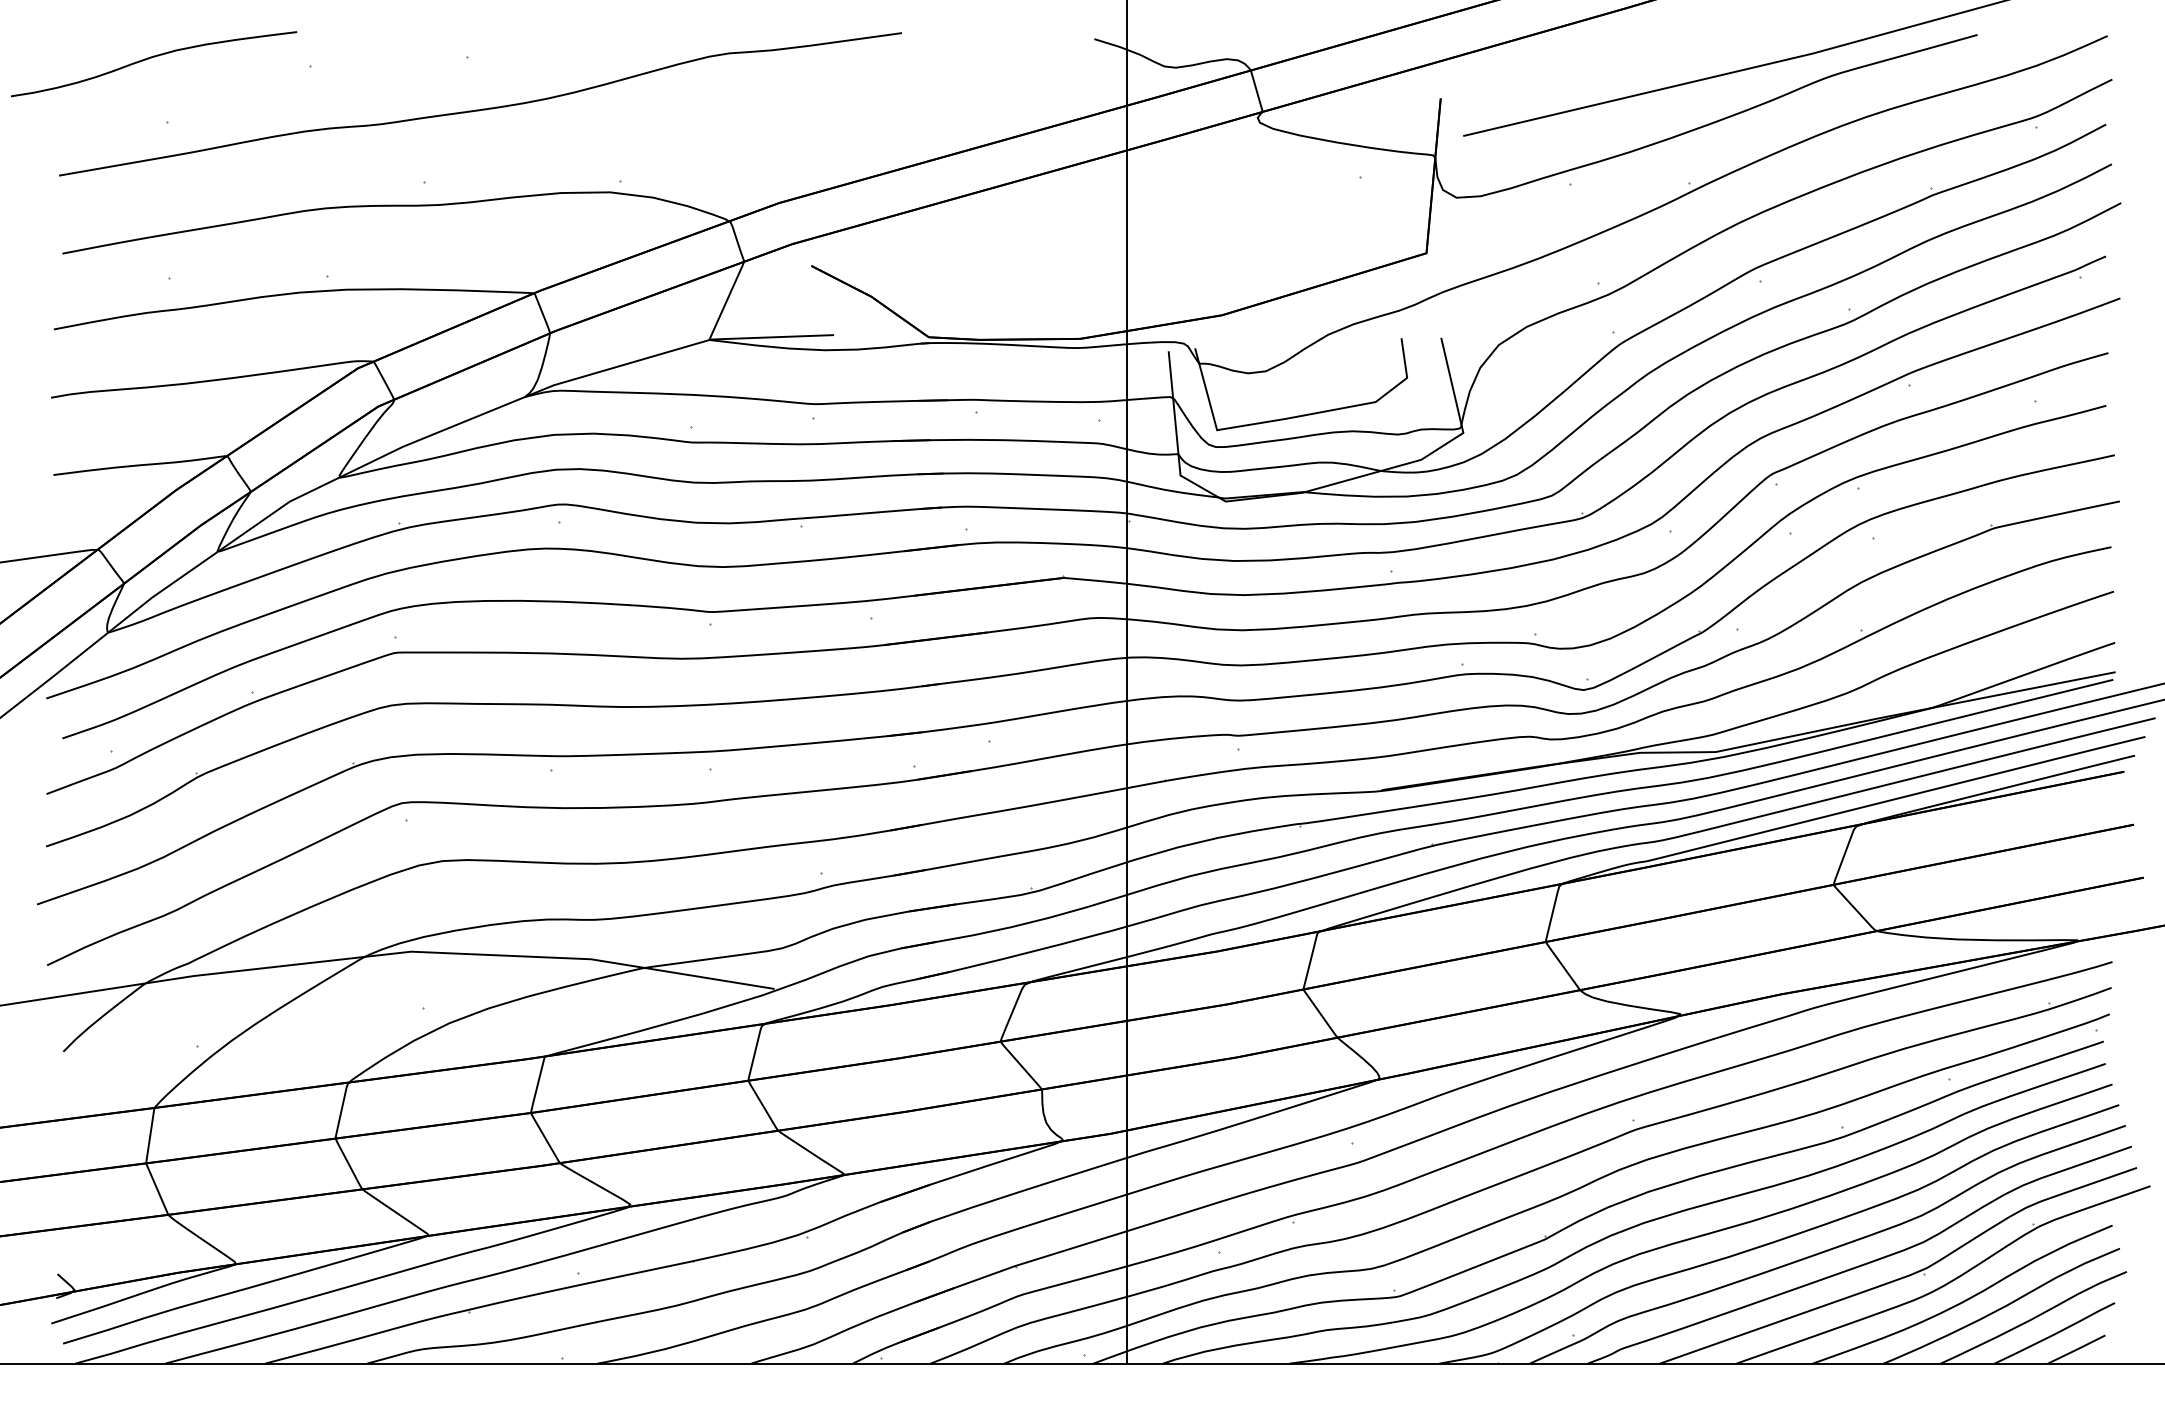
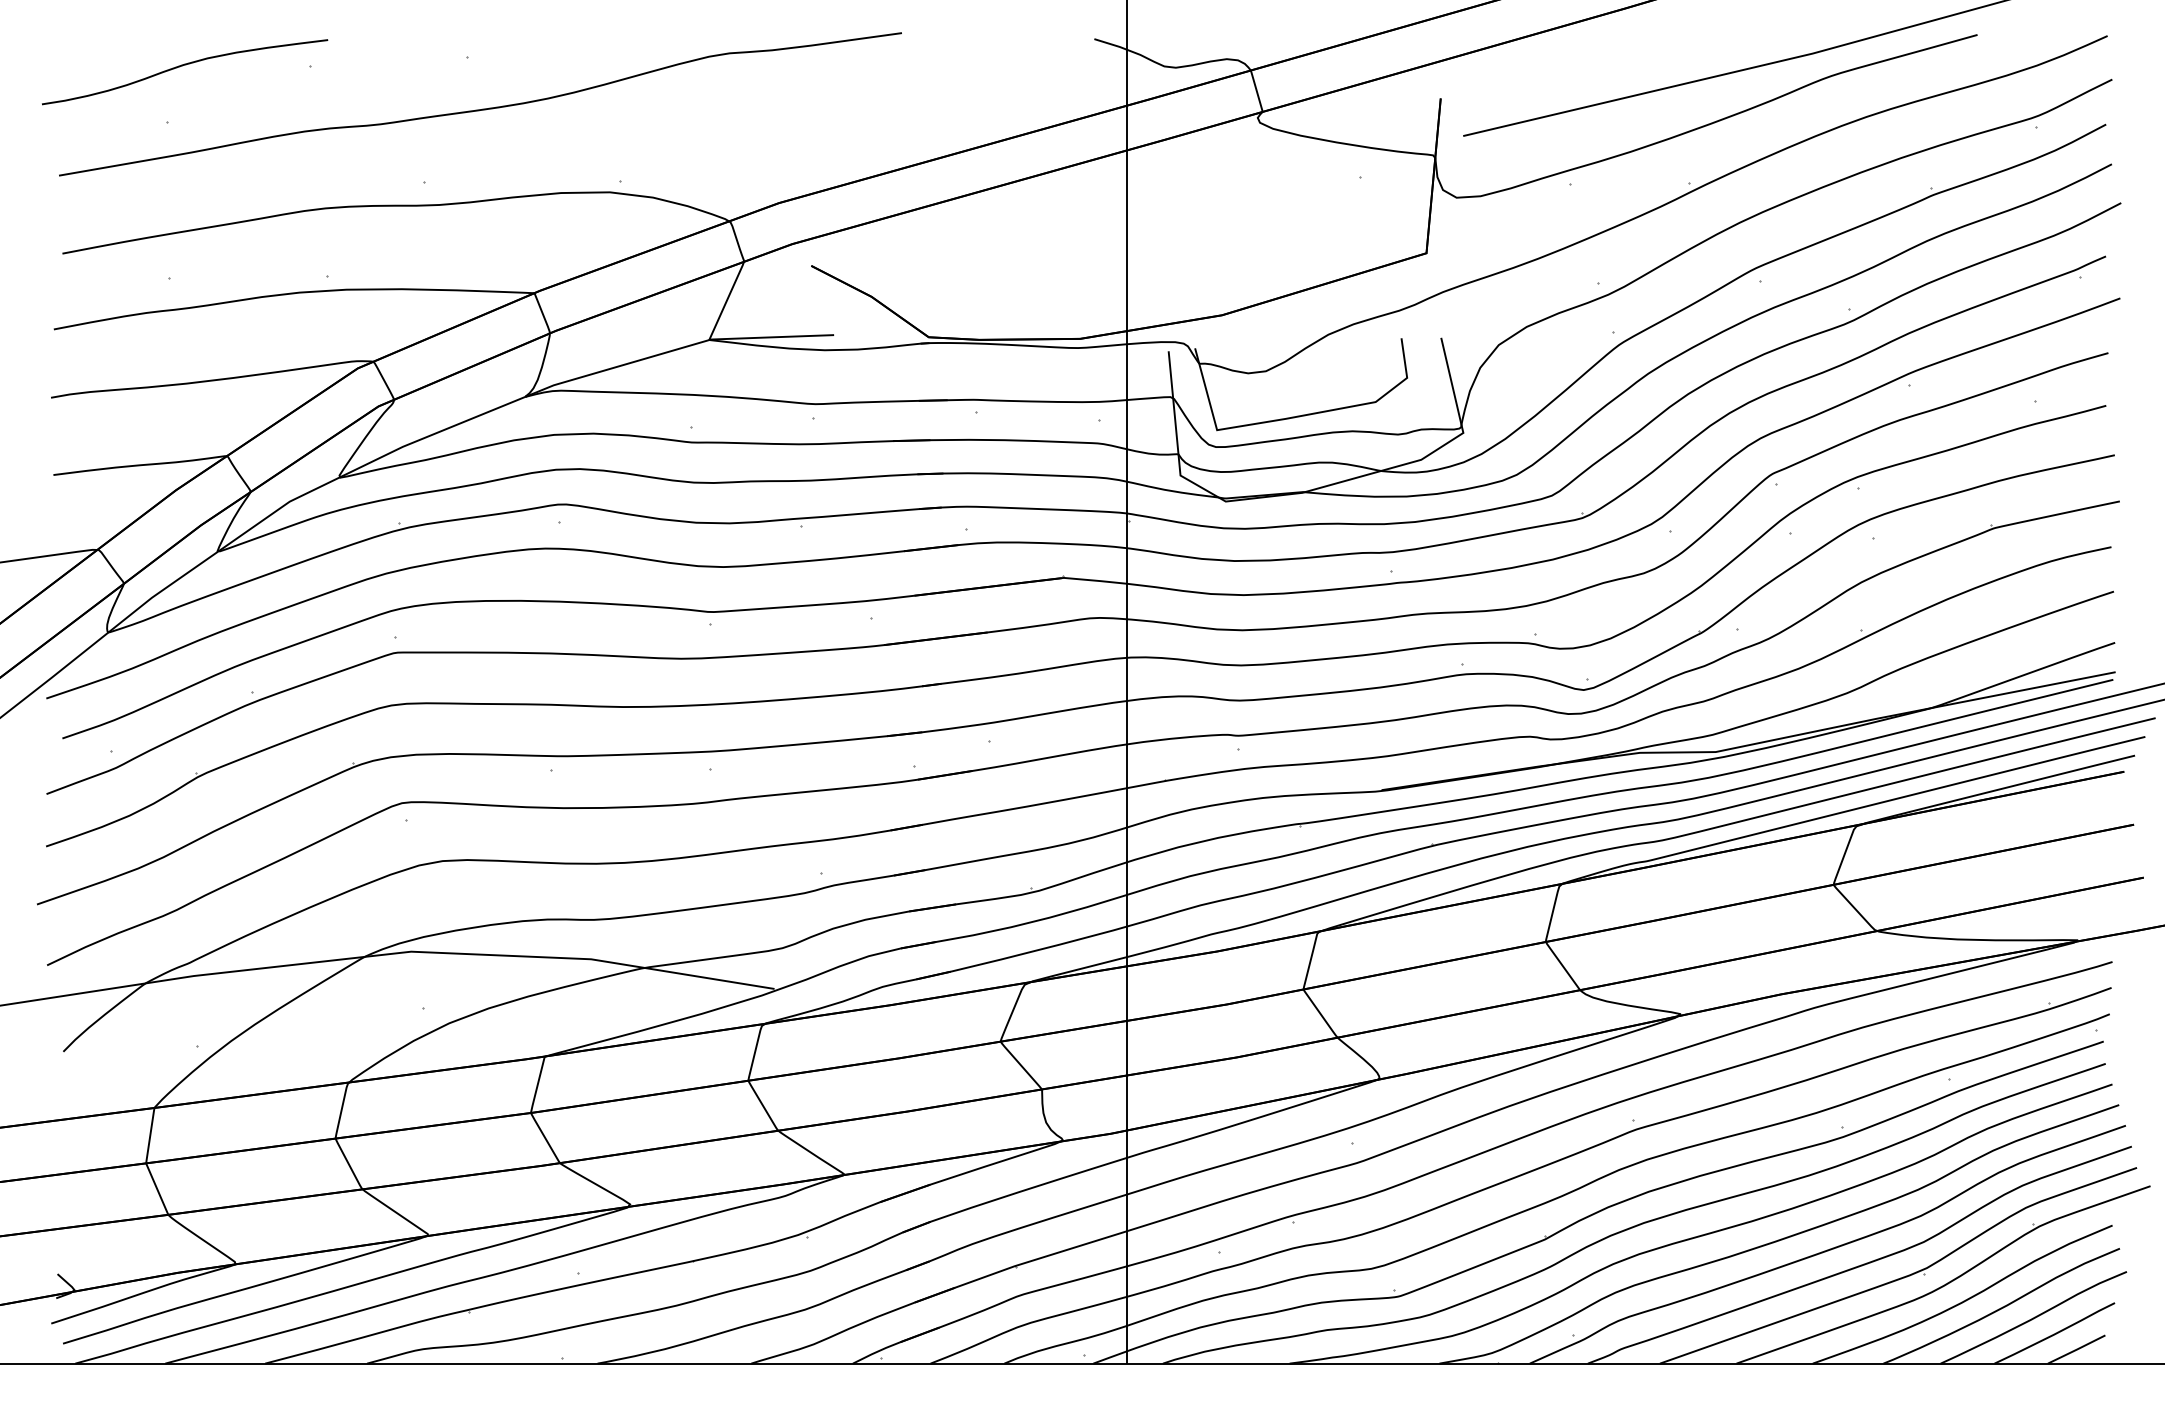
curve position: (151, 58) -> (182, 66) (182, 66)
